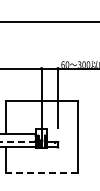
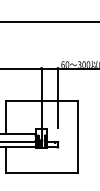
line: dashed -> solid (17, 142)
line: dashed -> solid (41, 173)
